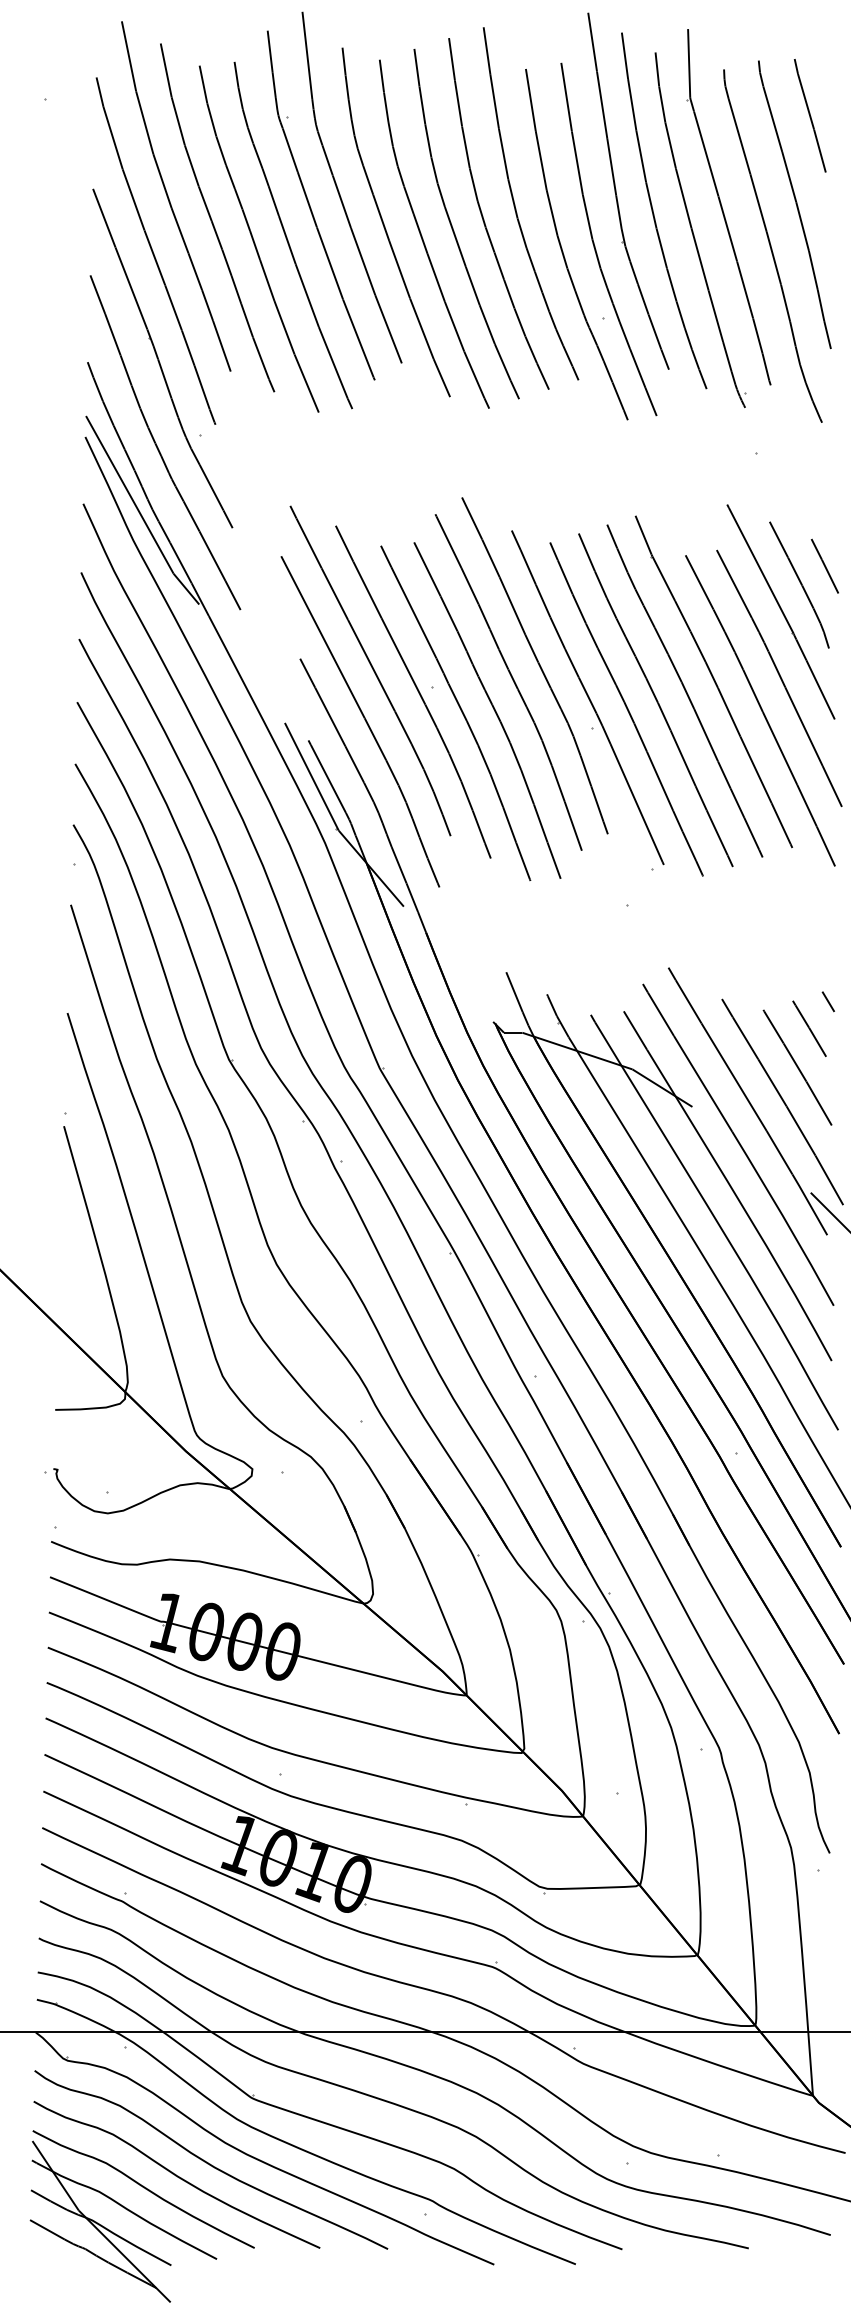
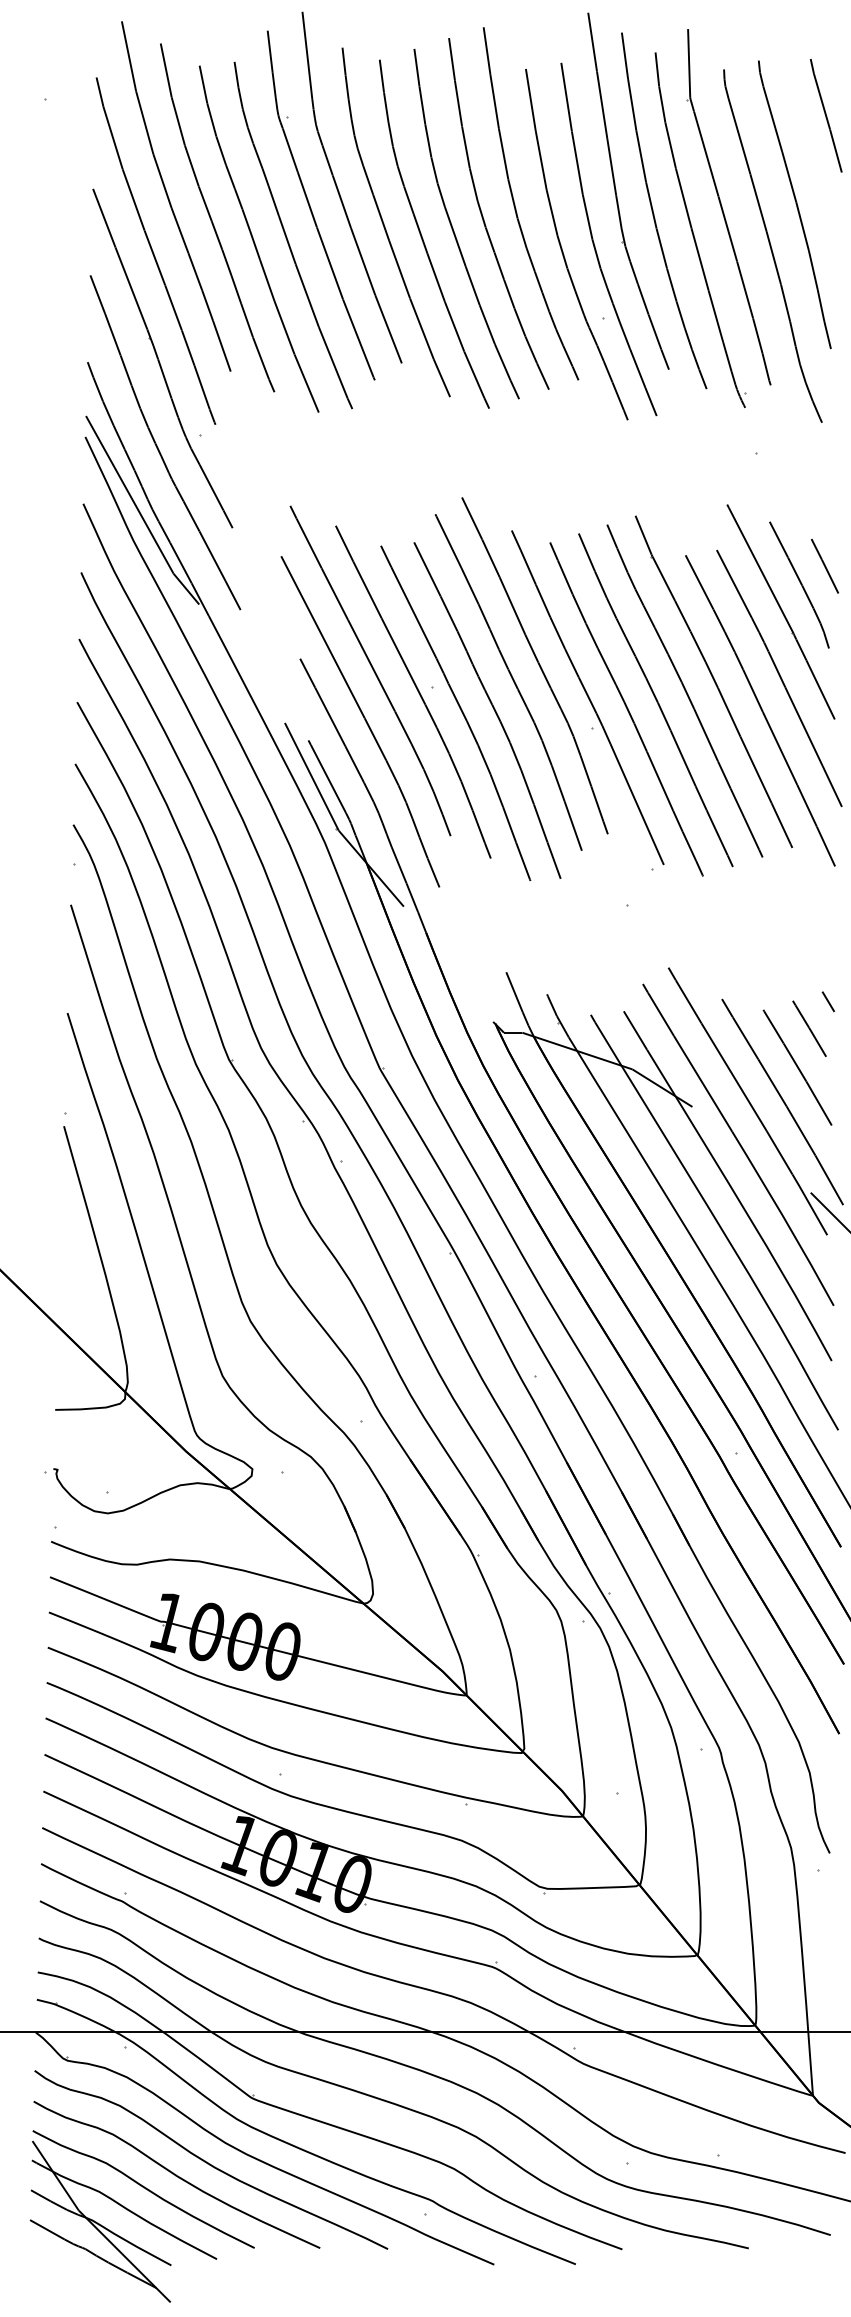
line position: (810, 115) -> (826, 115) (826, 115)
